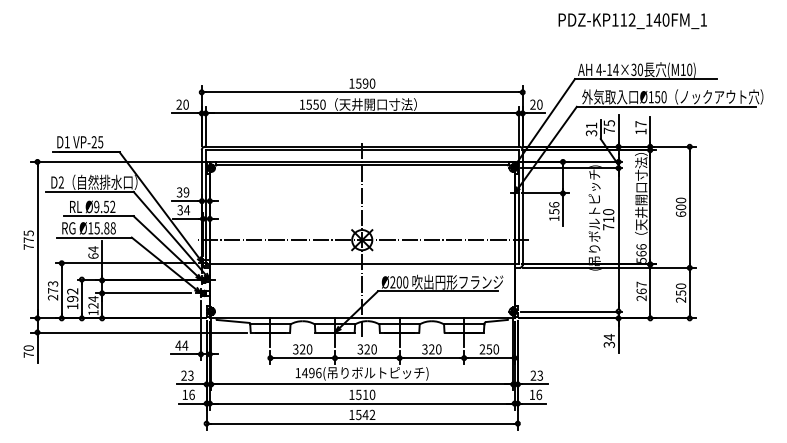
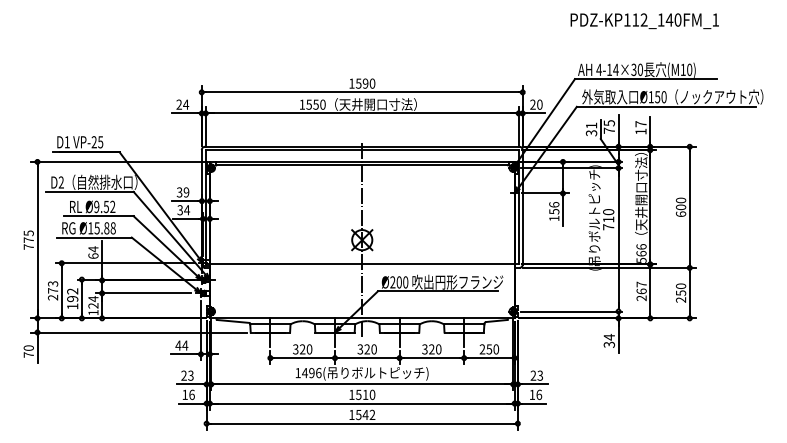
text position: (632, 21) -> (644, 21) (644, 21)
text: 20 -> 24 (186, 104)
line: present -> none (361, 240)
